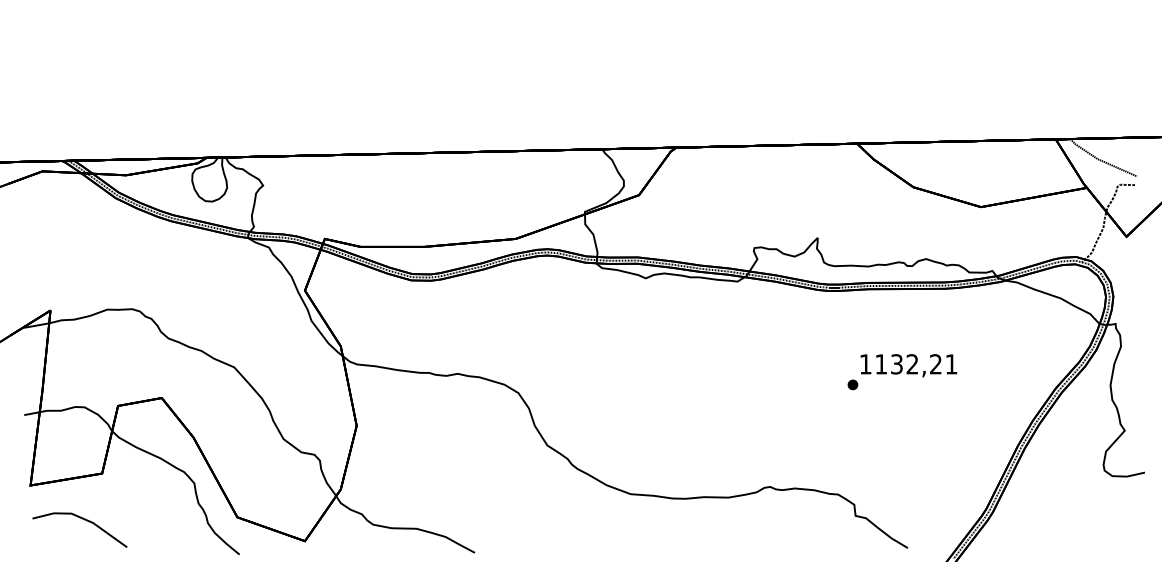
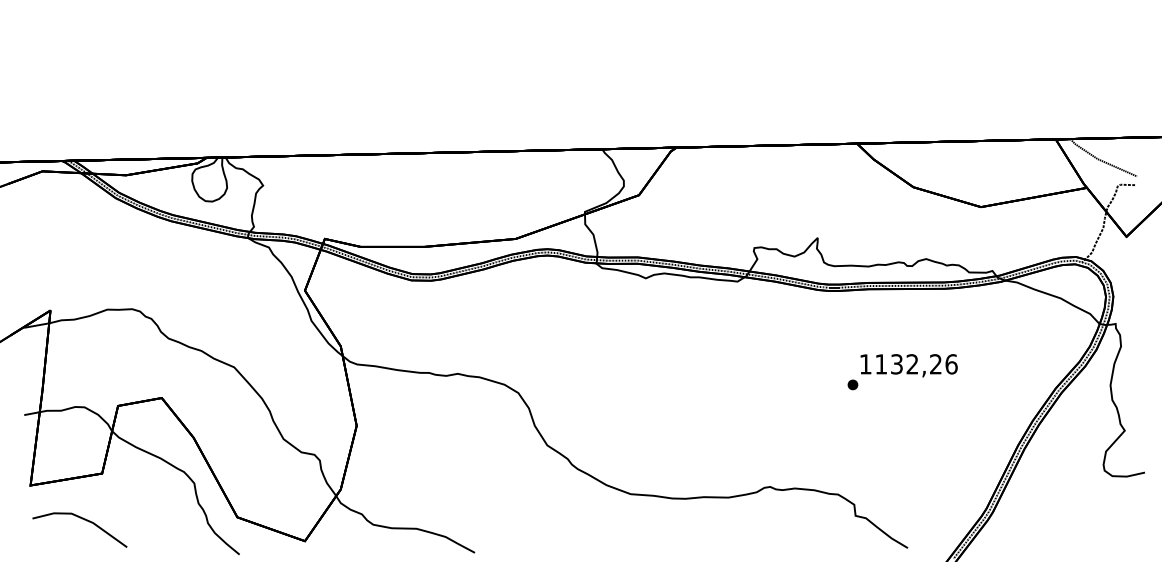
text: 1132,21 -> 1132,26 (951, 364)
